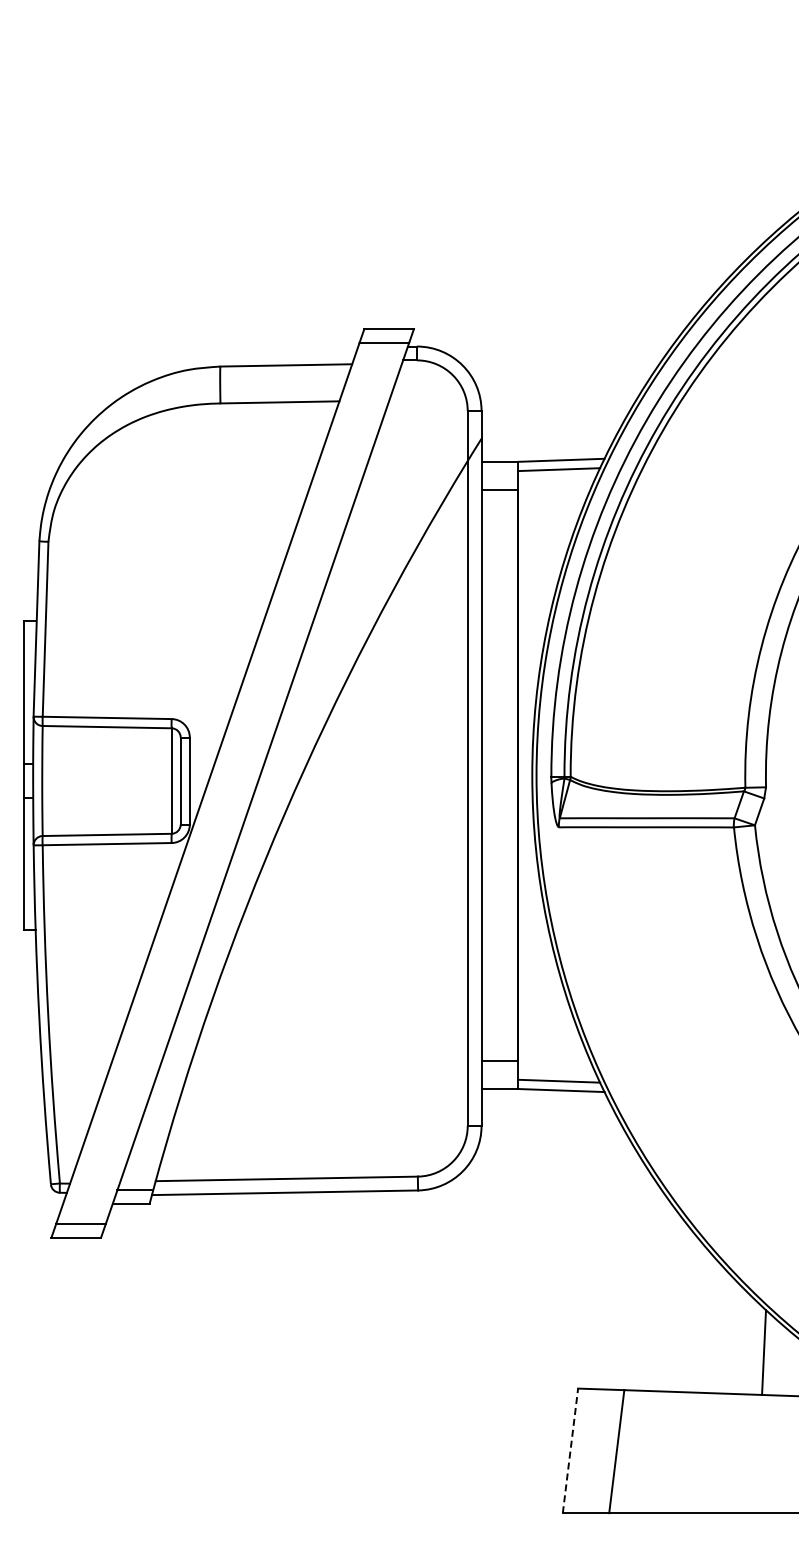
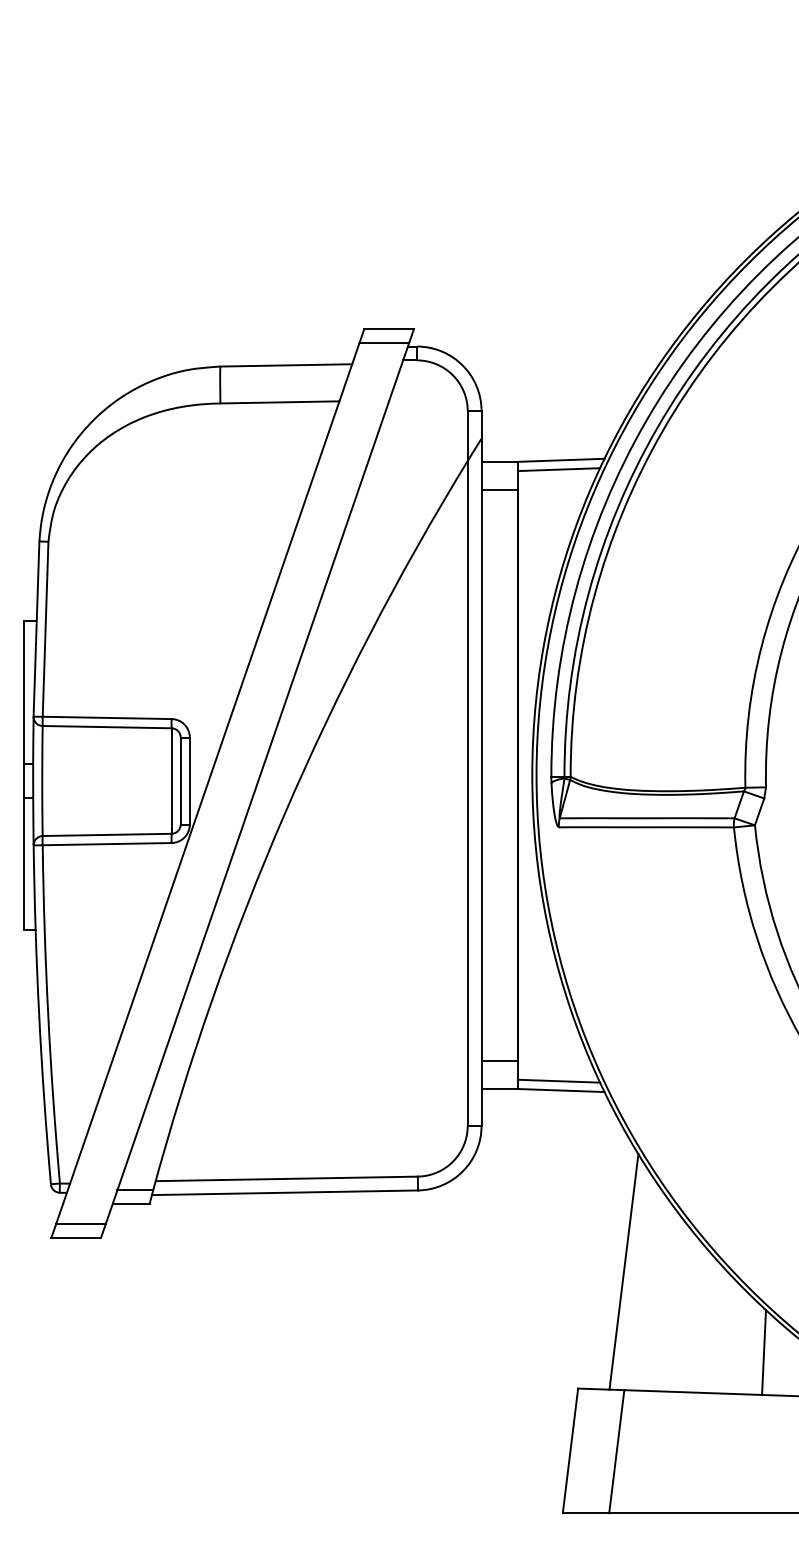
line: none -> present (623, 1271)
line: dashed -> solid (570, 1450)
